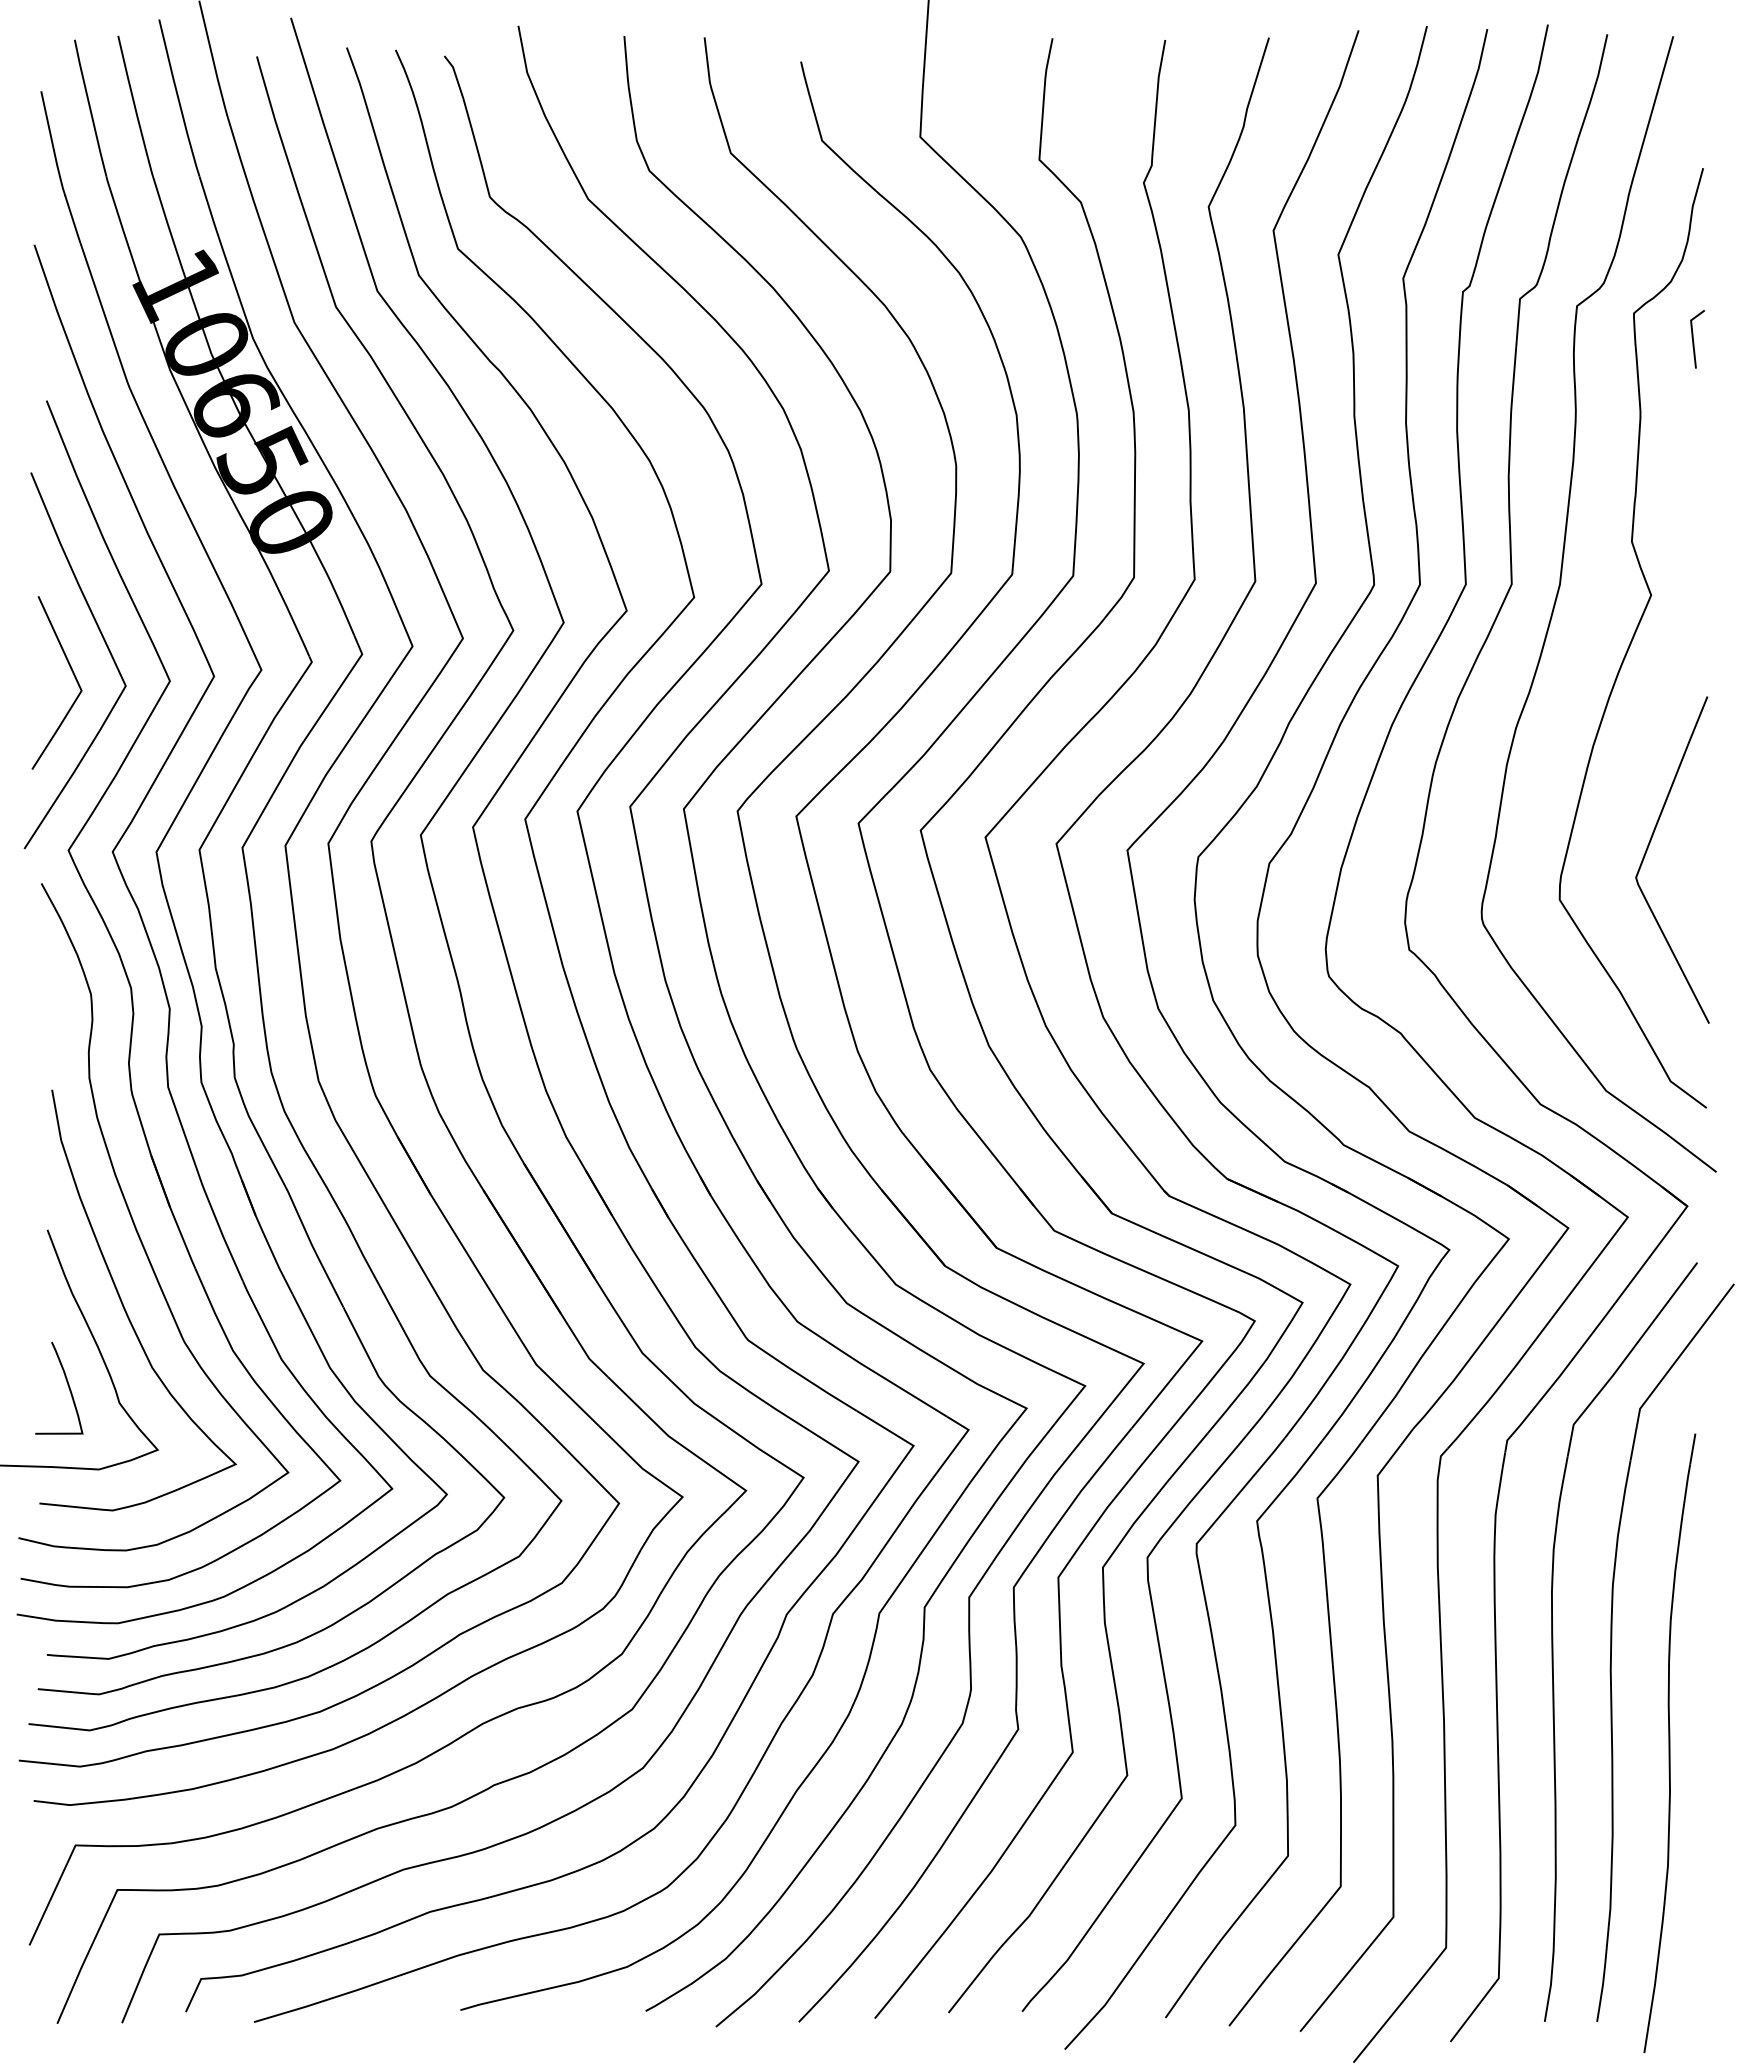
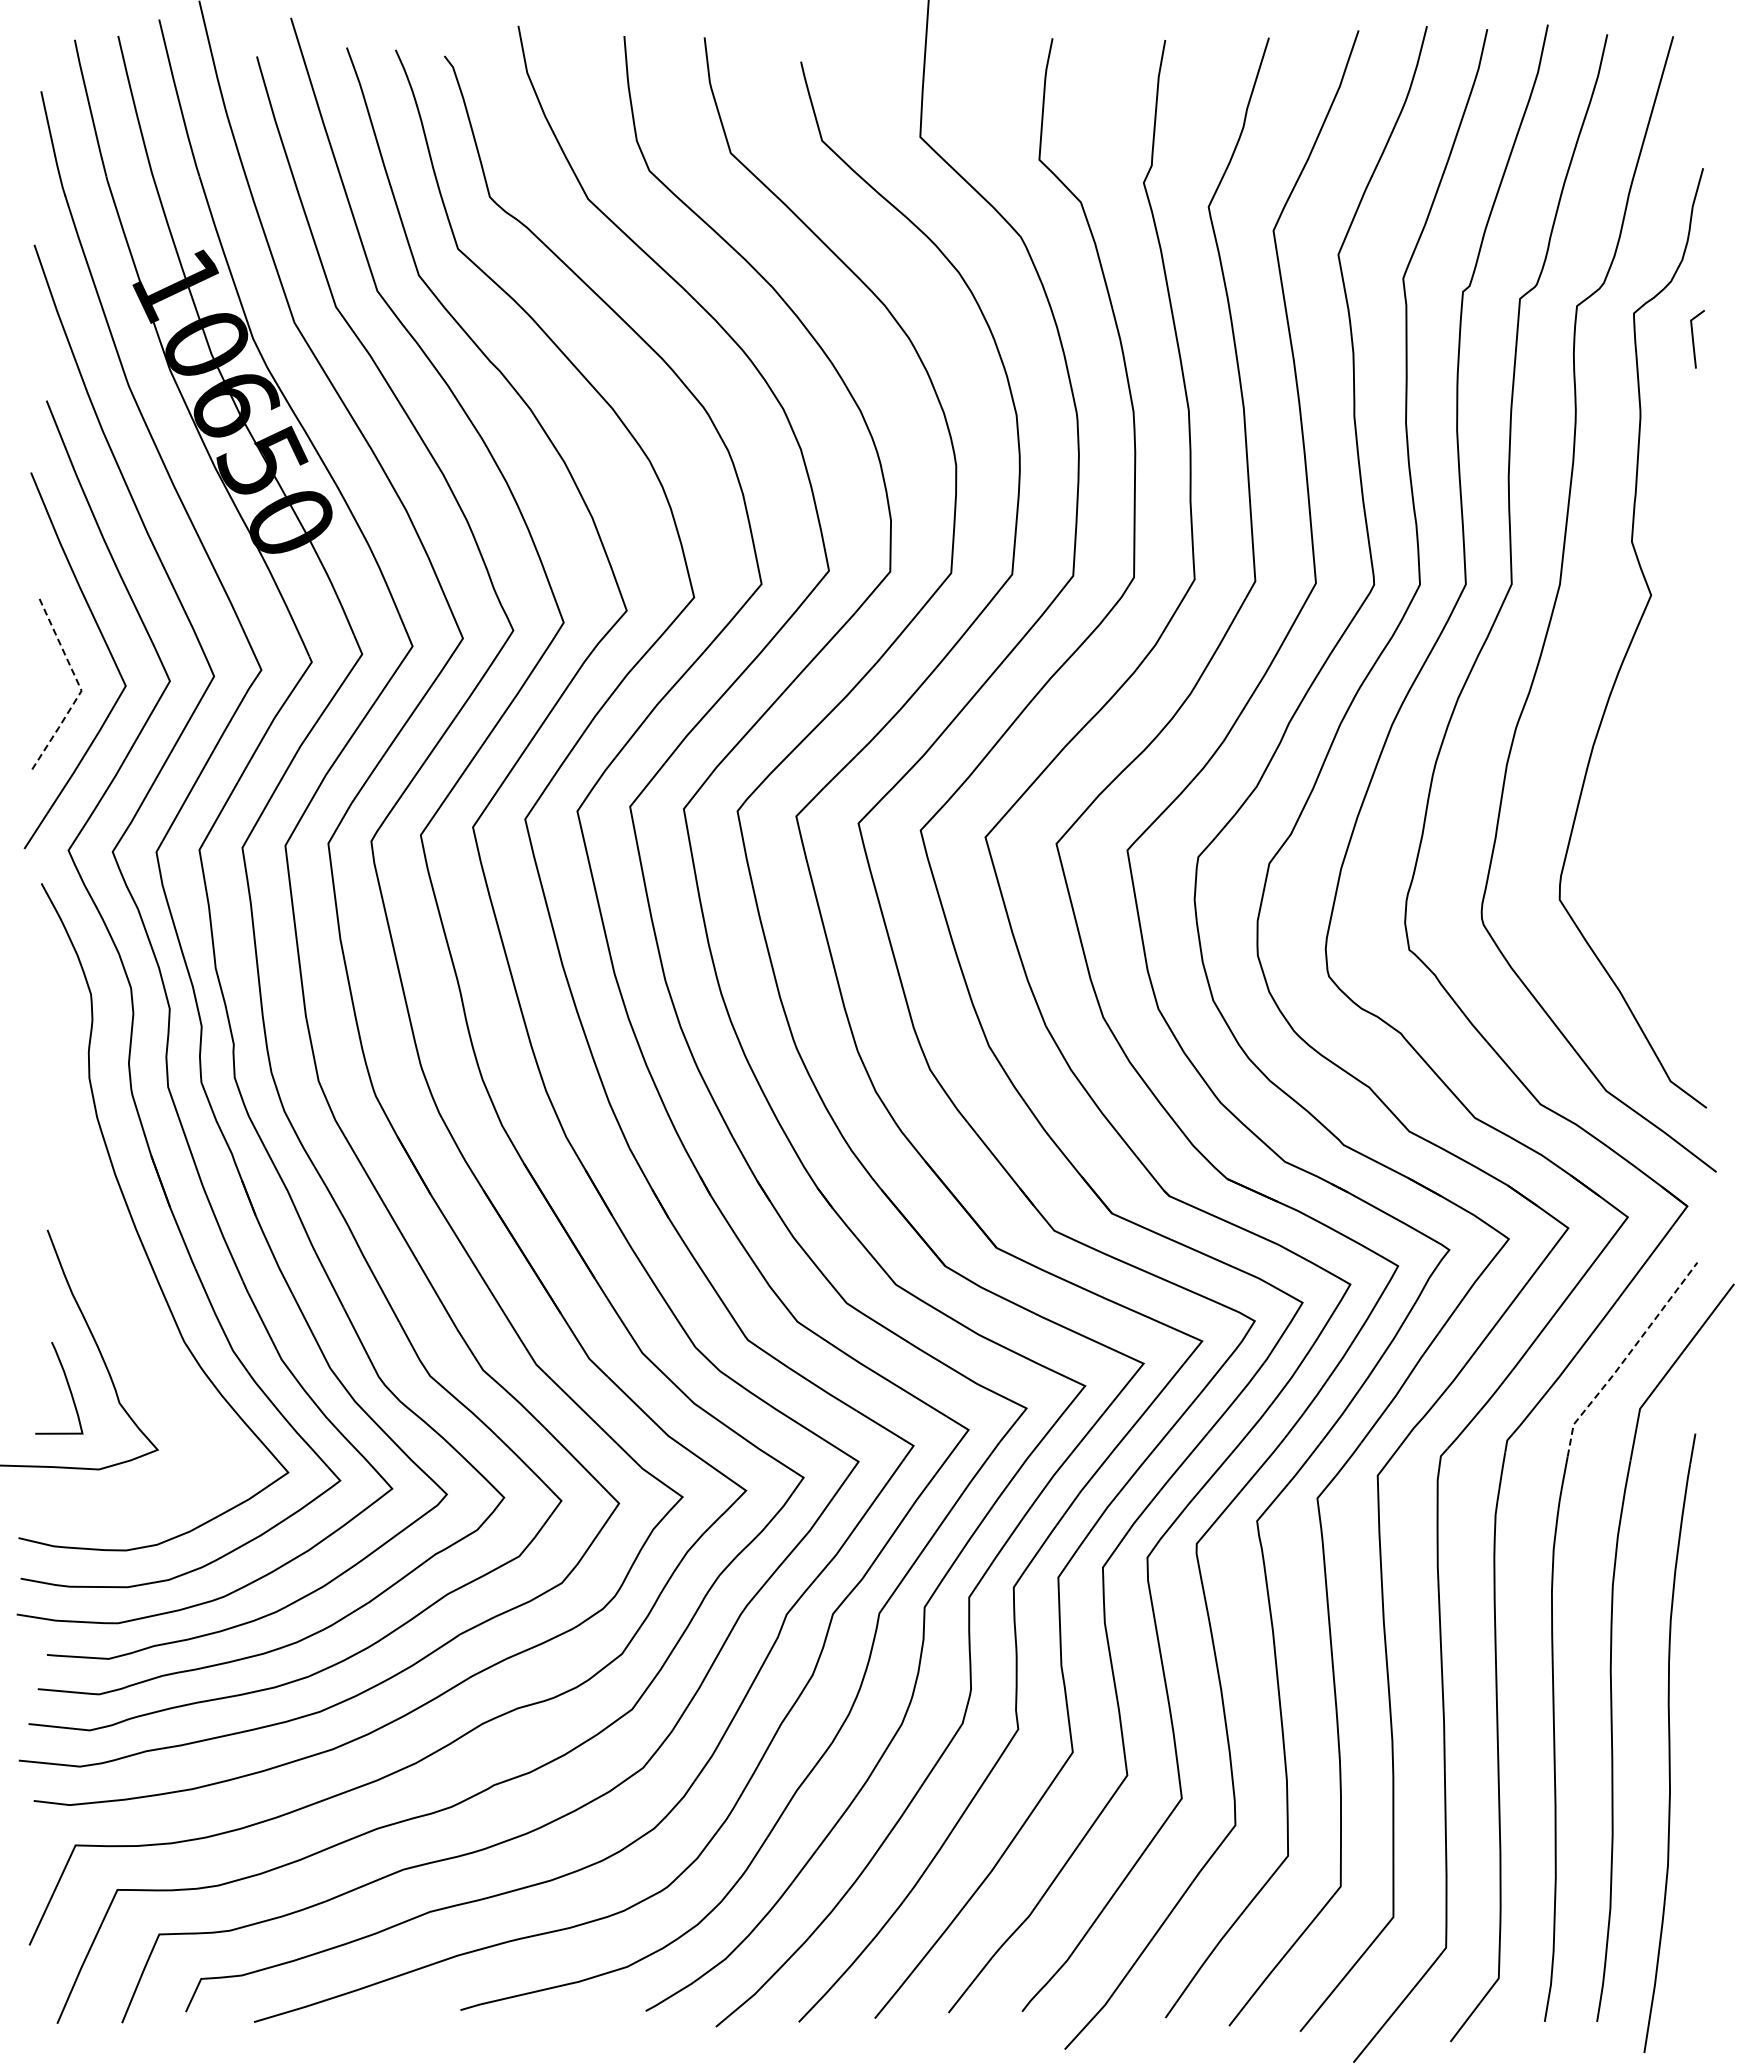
line: solid -> dashed (80, 687)
curve: present -> none (1647, 851)
part: present -> none (123, 1303)
line: solid -> dashed (1625, 1358)
